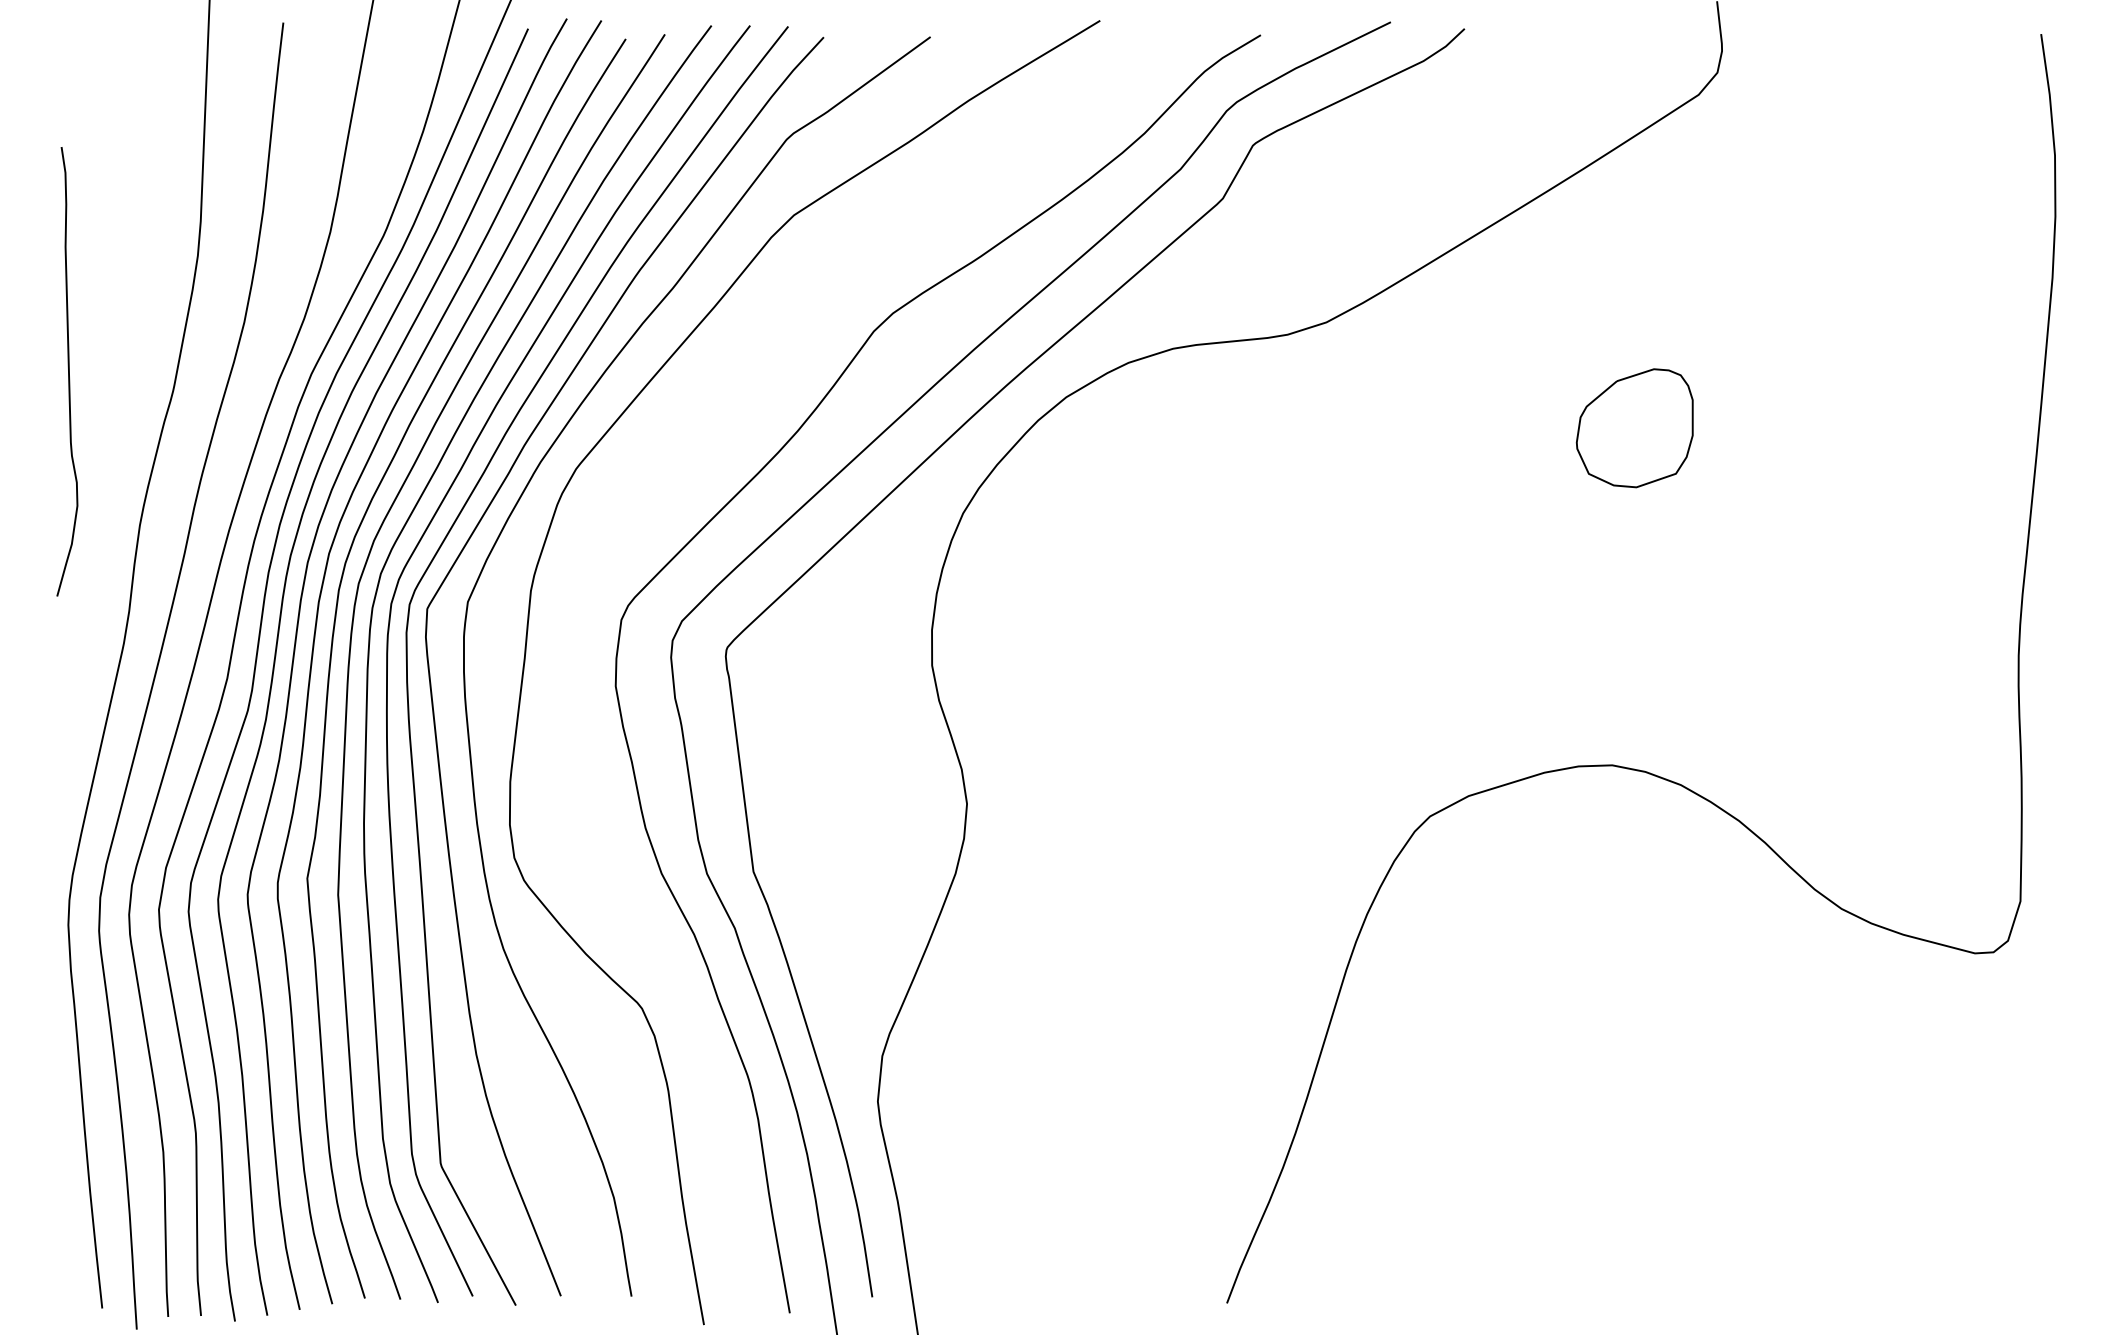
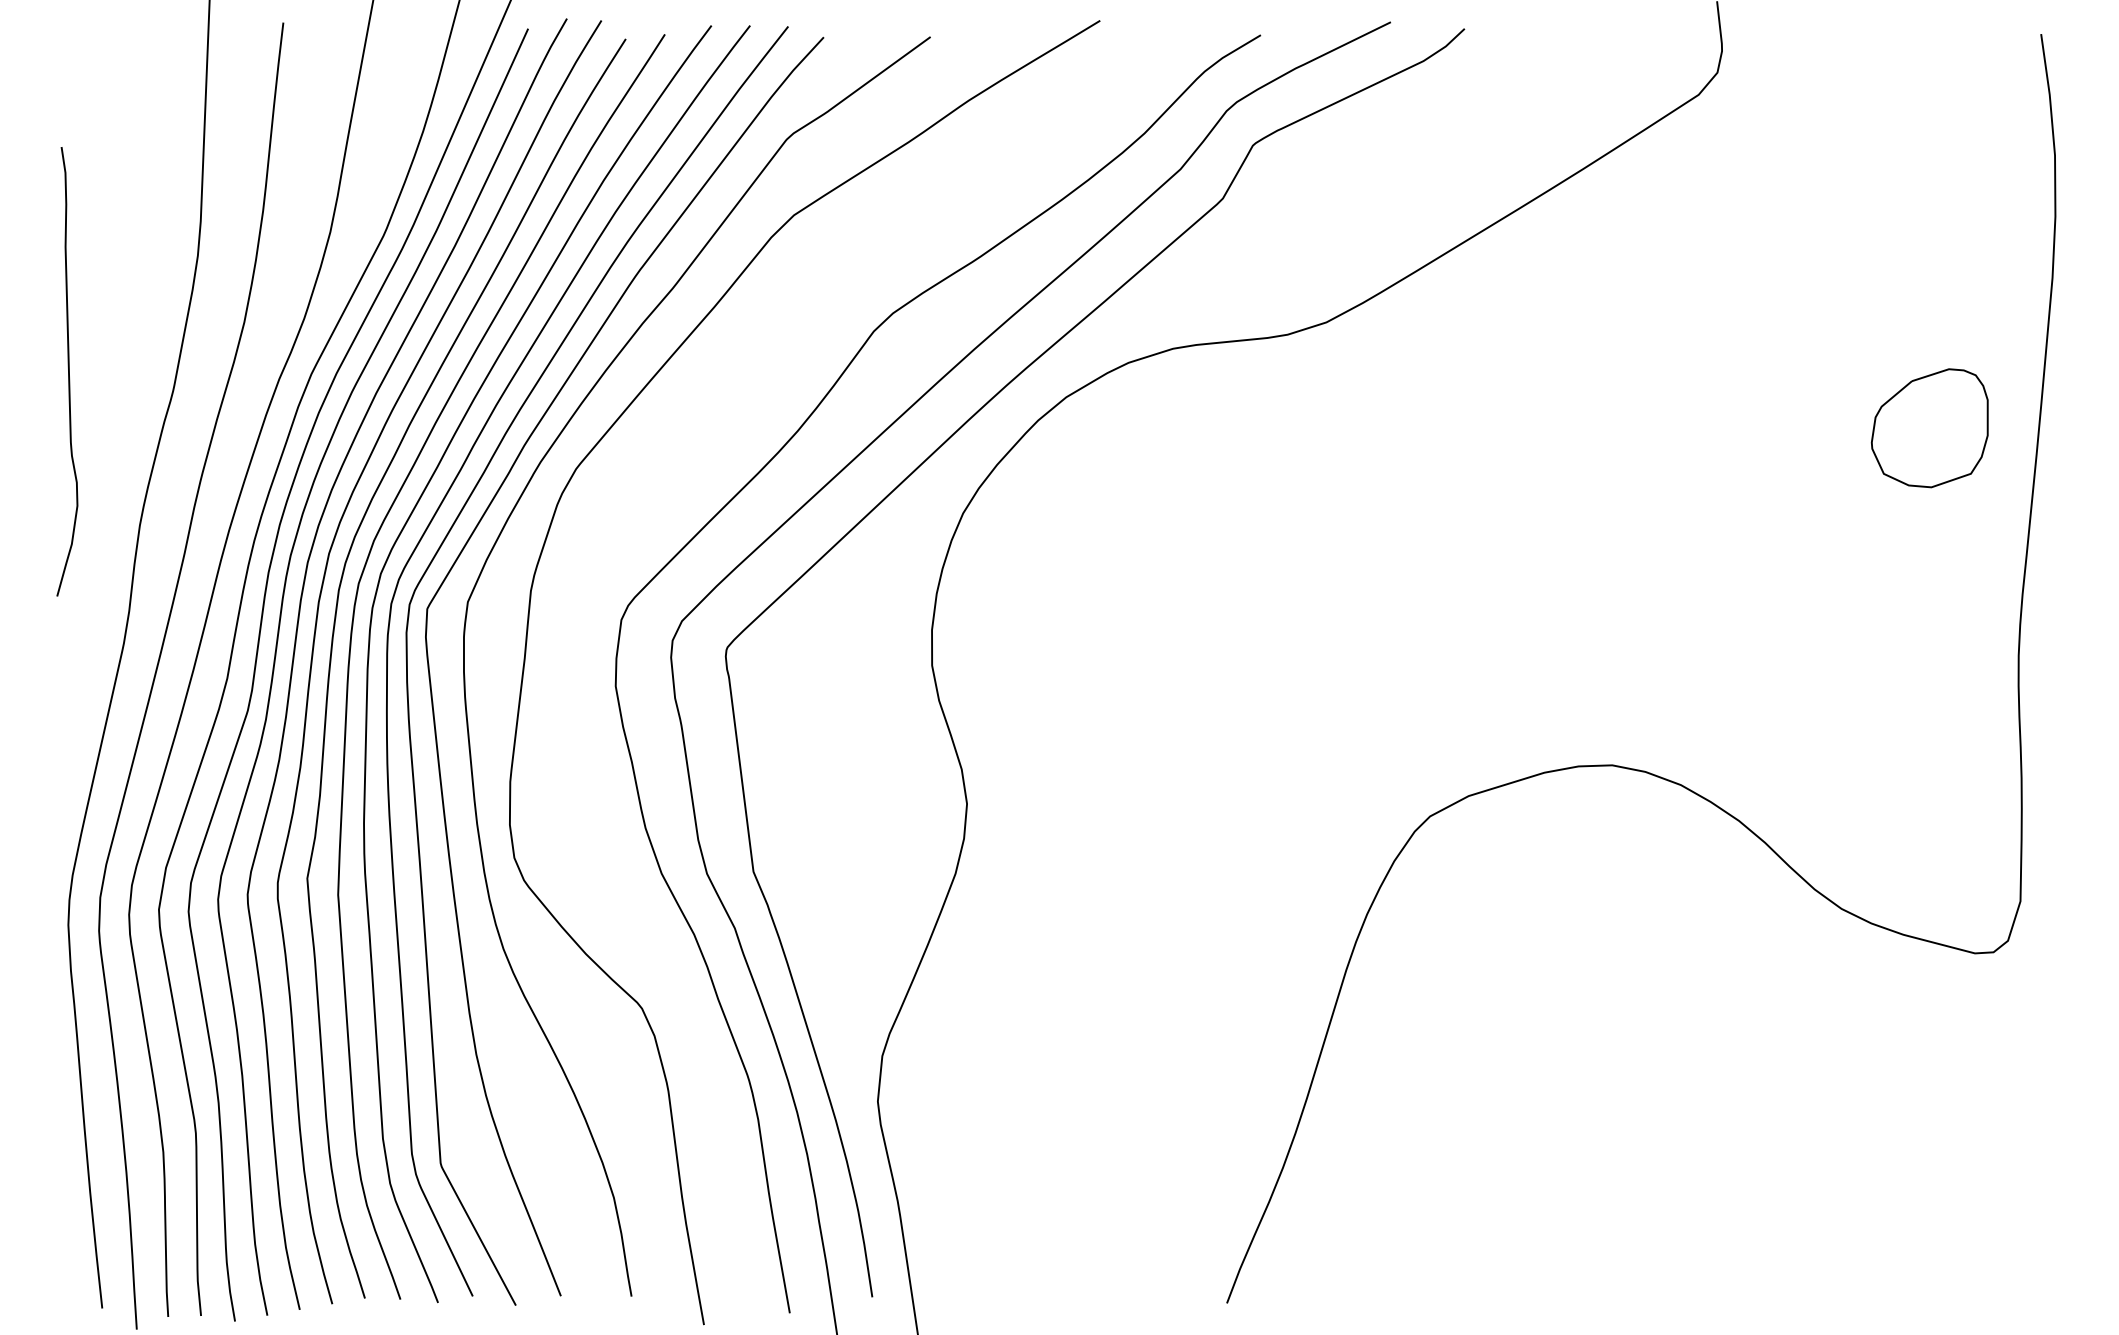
part position: (1634, 428) -> (1929, 428) (1929, 428)
